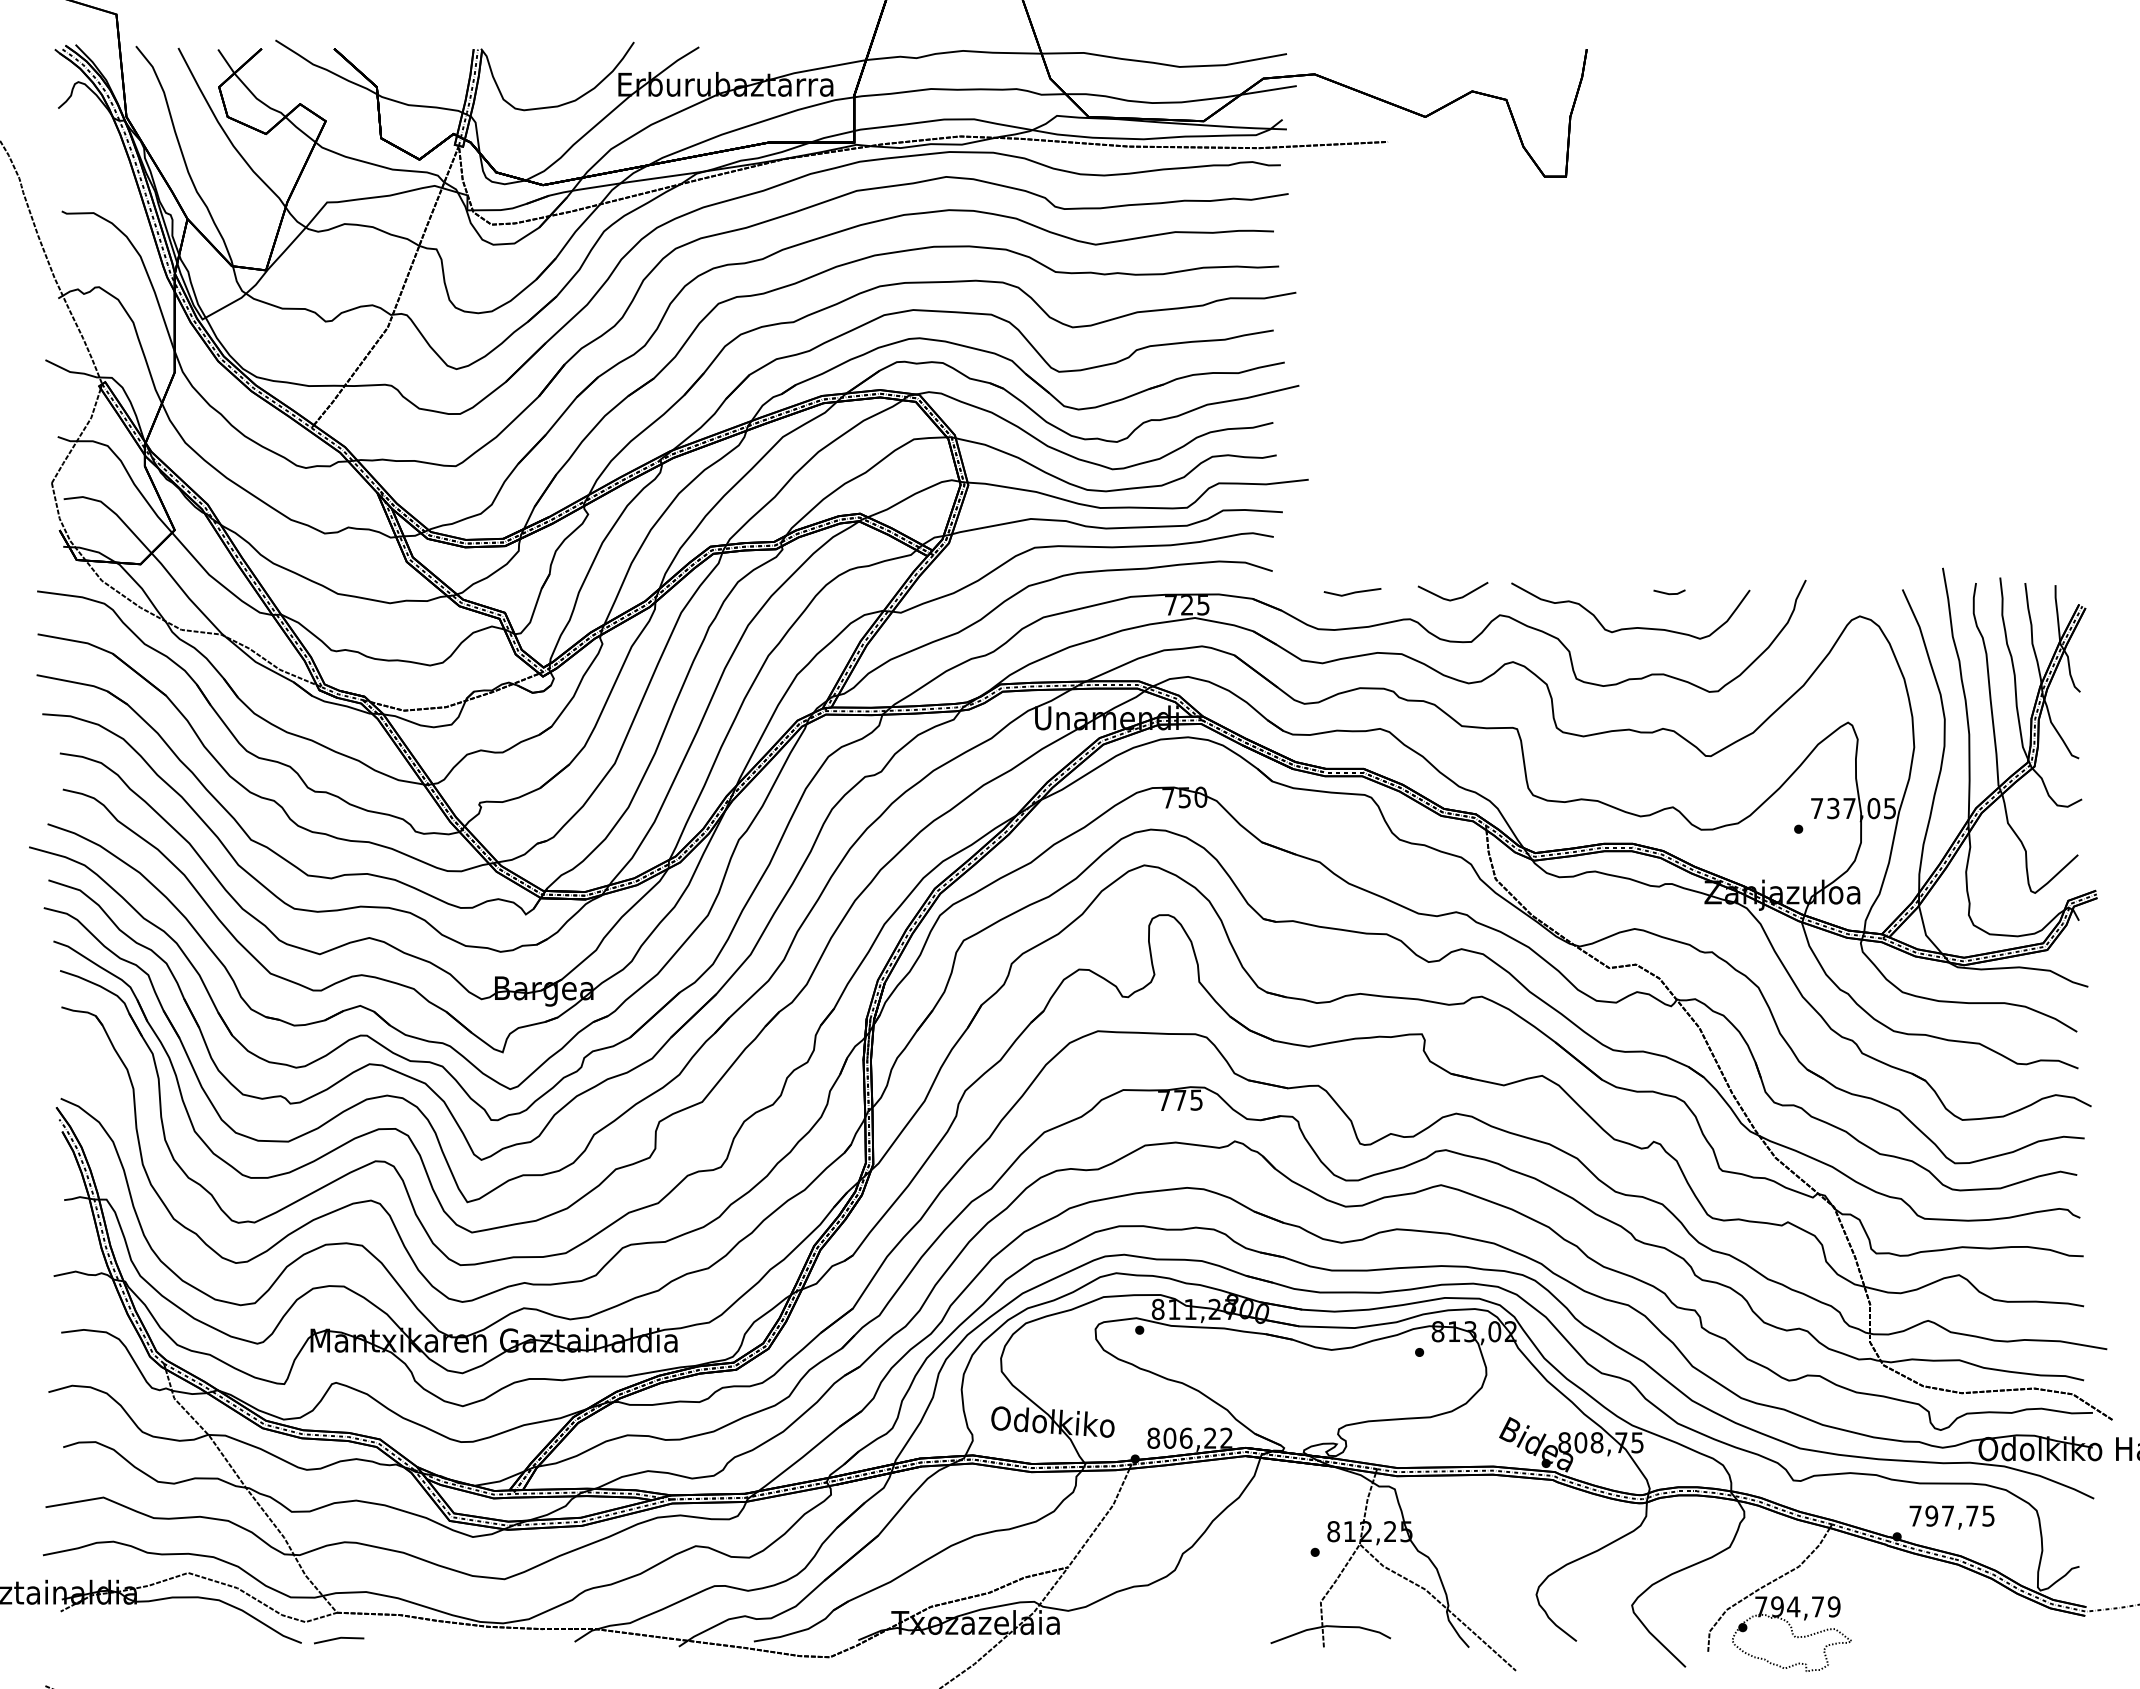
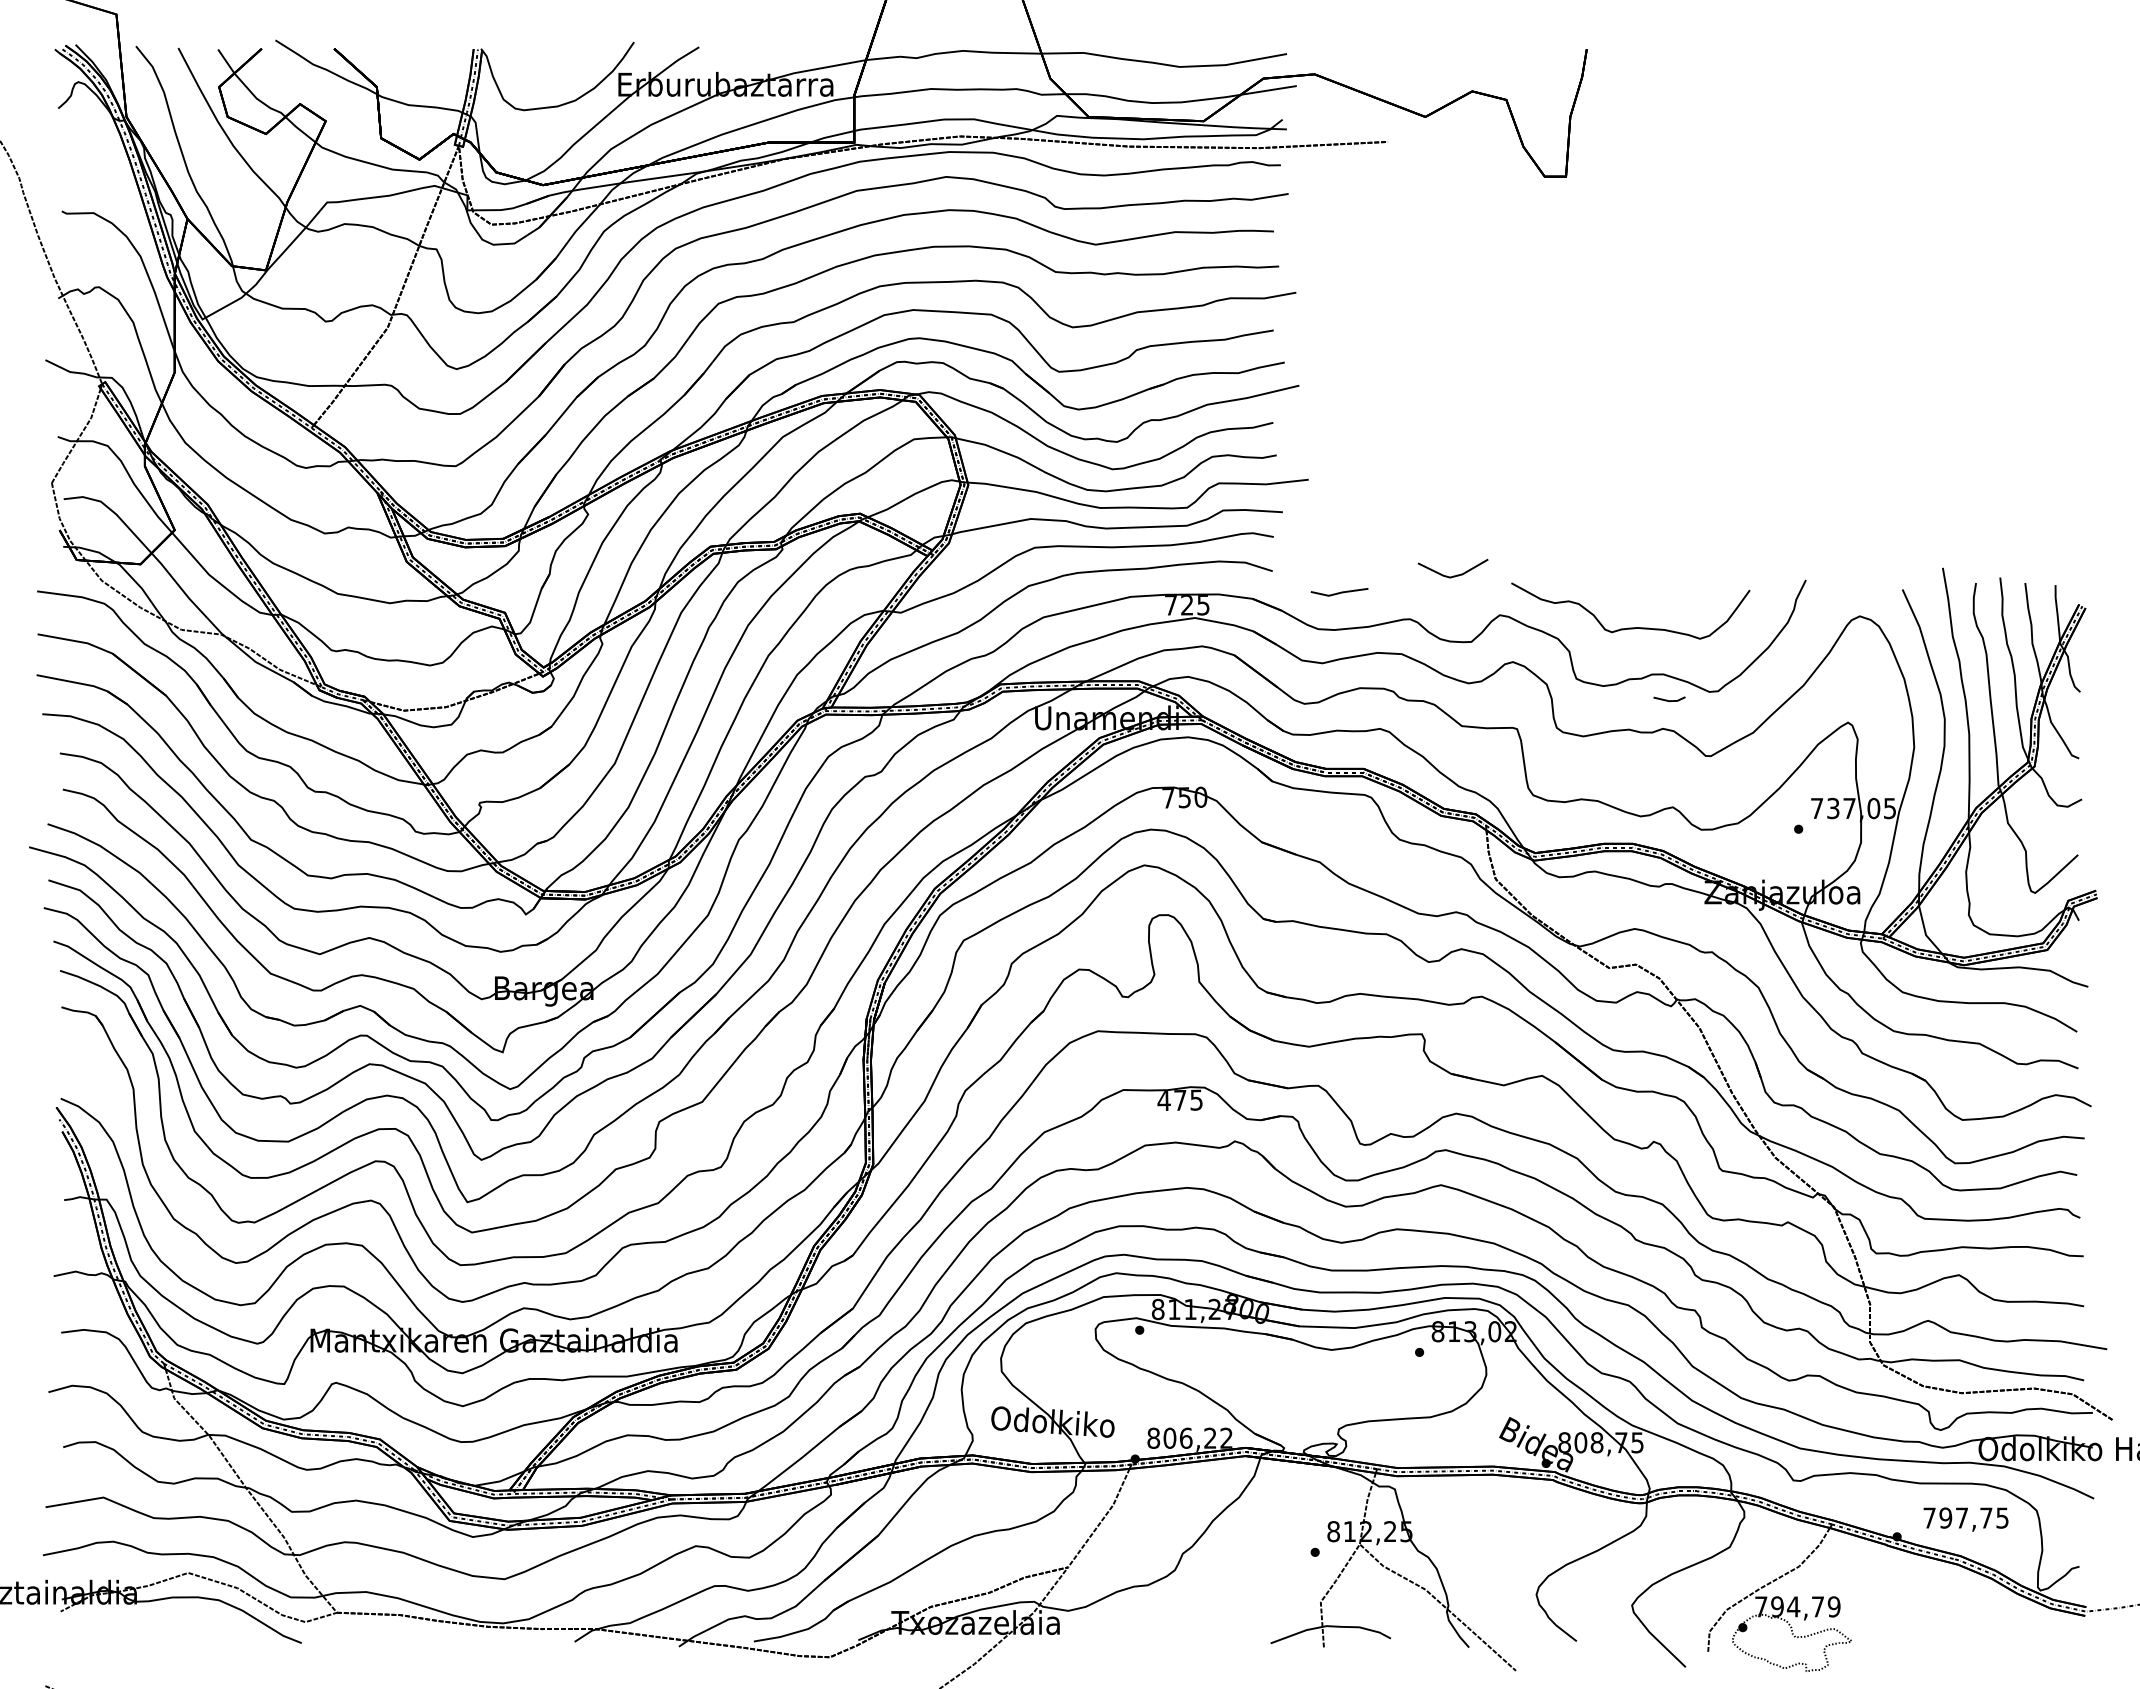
line position: (1352, 592) -> (1339, 592) (1339, 592)
line position: (1669, 593) -> (1669, 700) (1669, 700)
line position: (1453, 598) -> (1453, 575) (1453, 575)
text: 775 -> 475 (1163, 1100)
text position: (1951, 1517) -> (1965, 1519) (1965, 1519)
line: present -> none (338, 1639)
